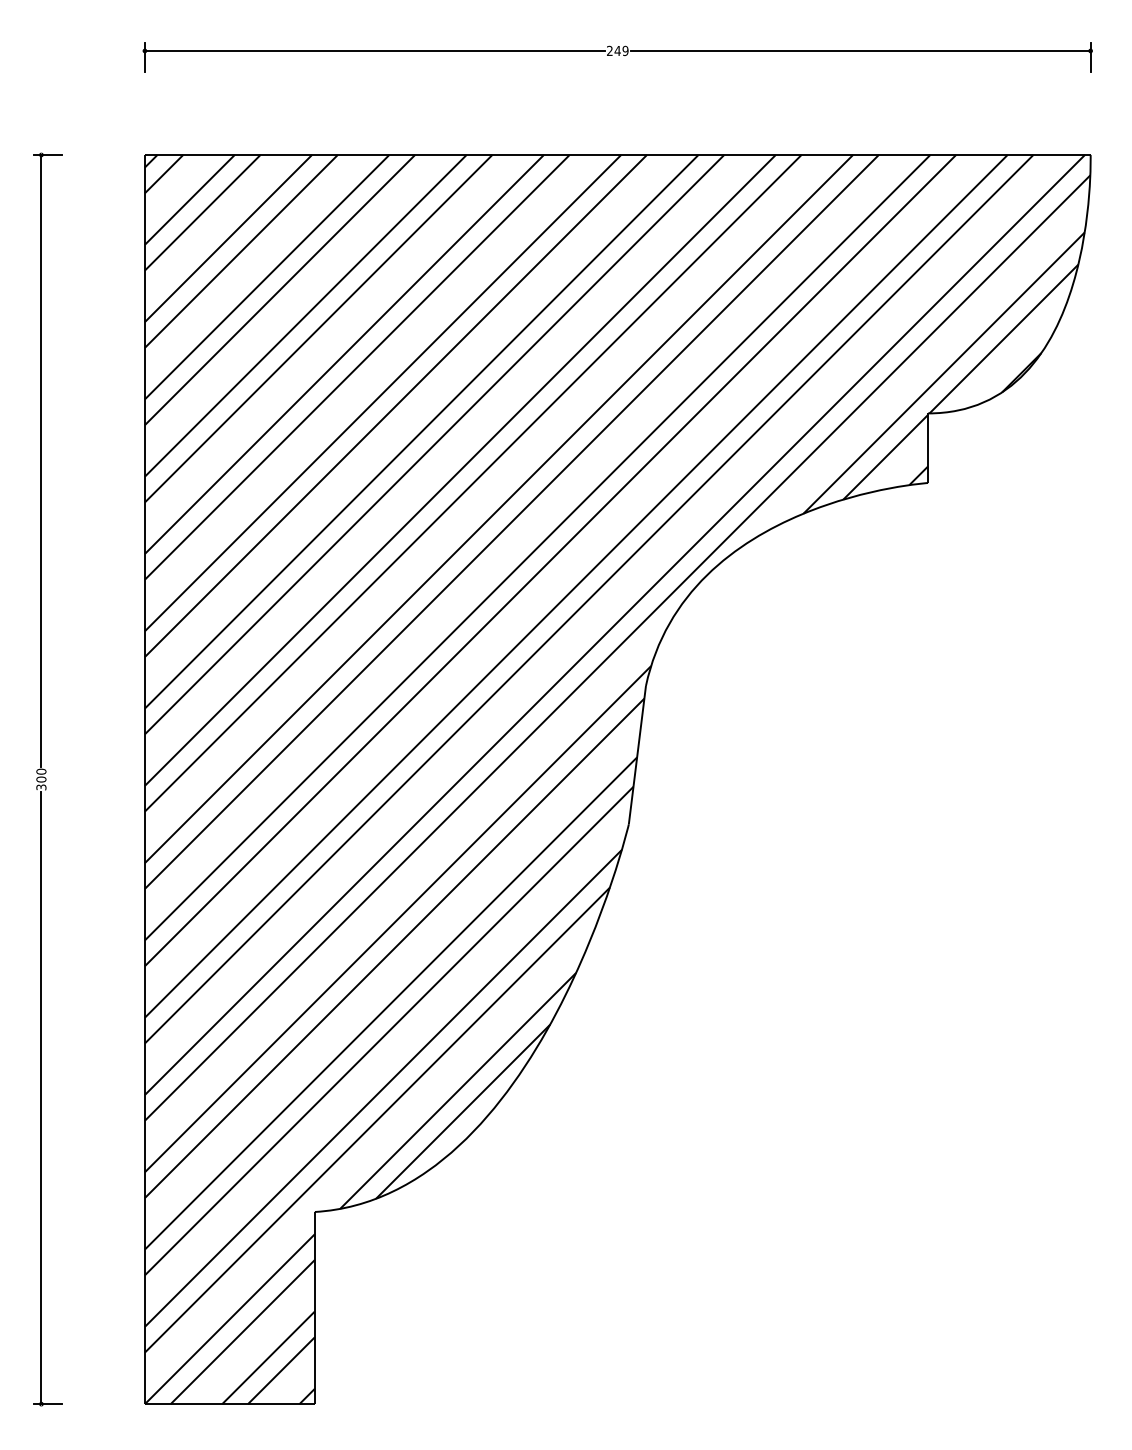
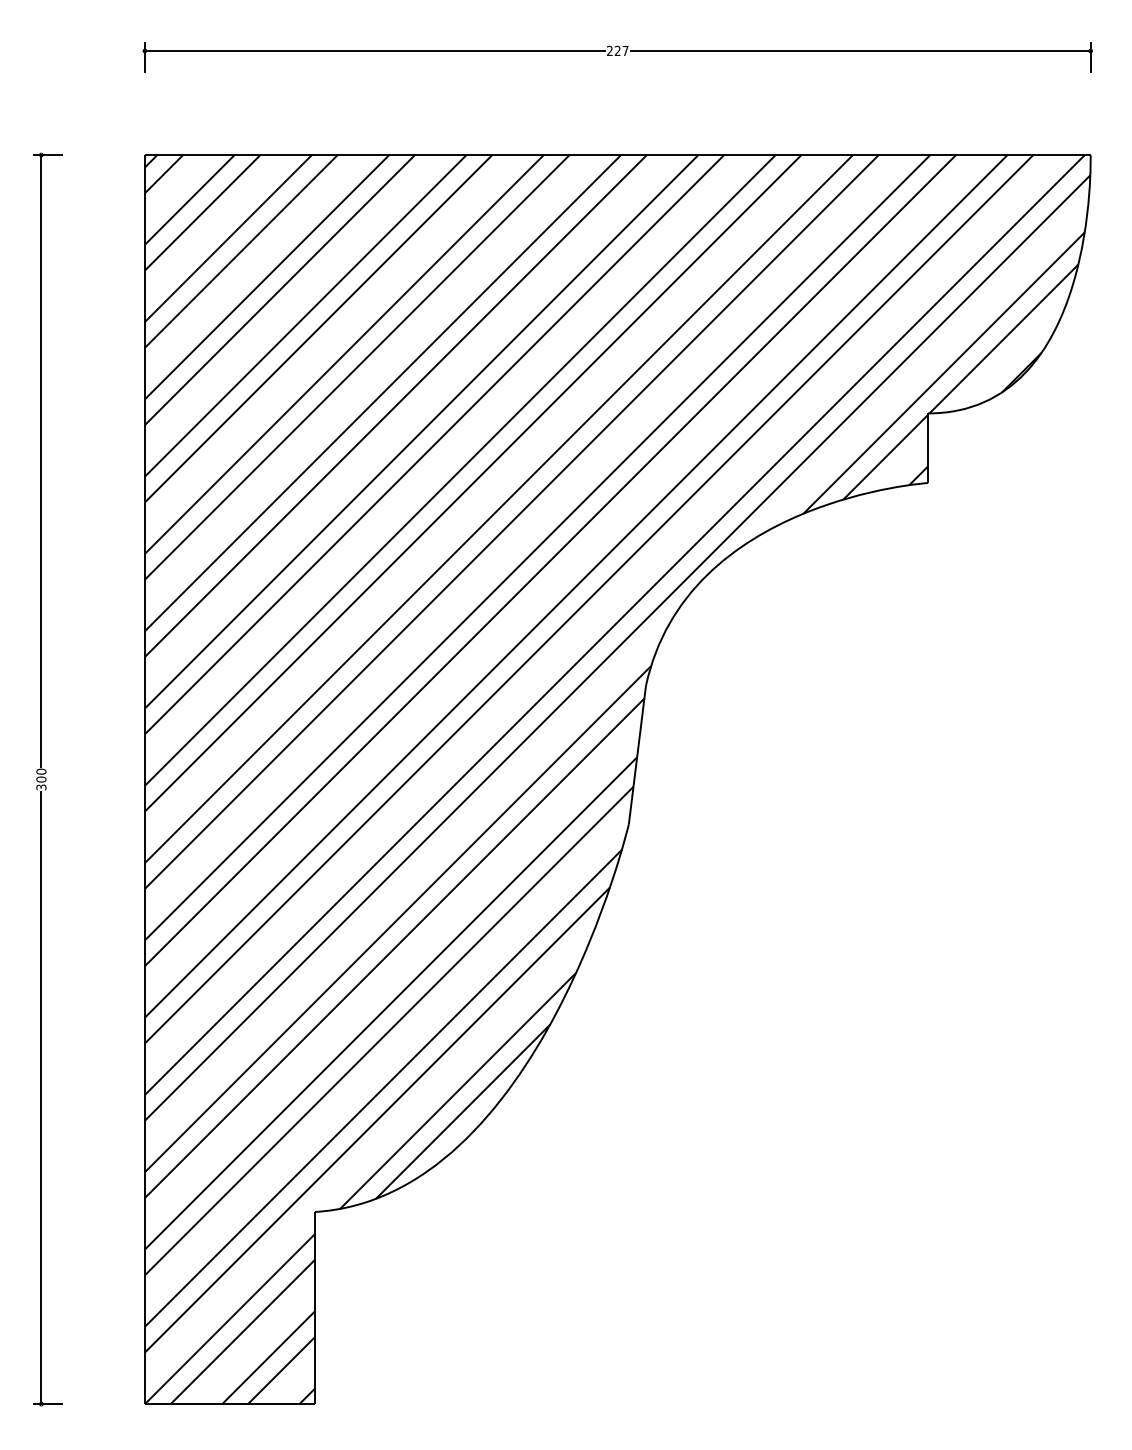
text: 249 -> 227 (621, 50)
